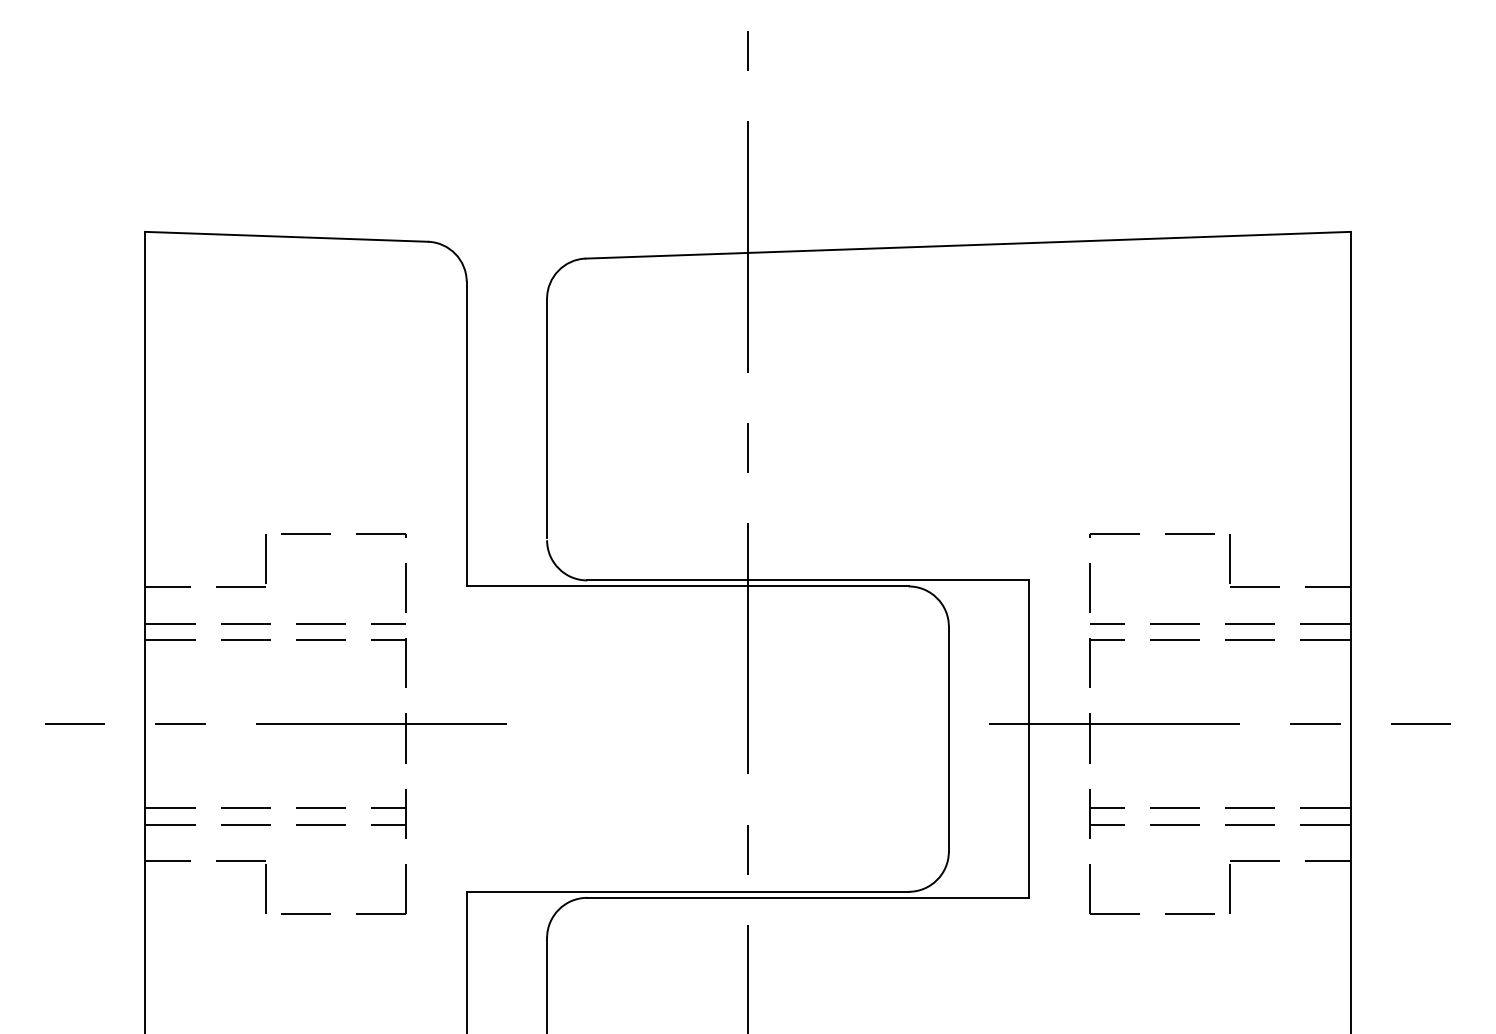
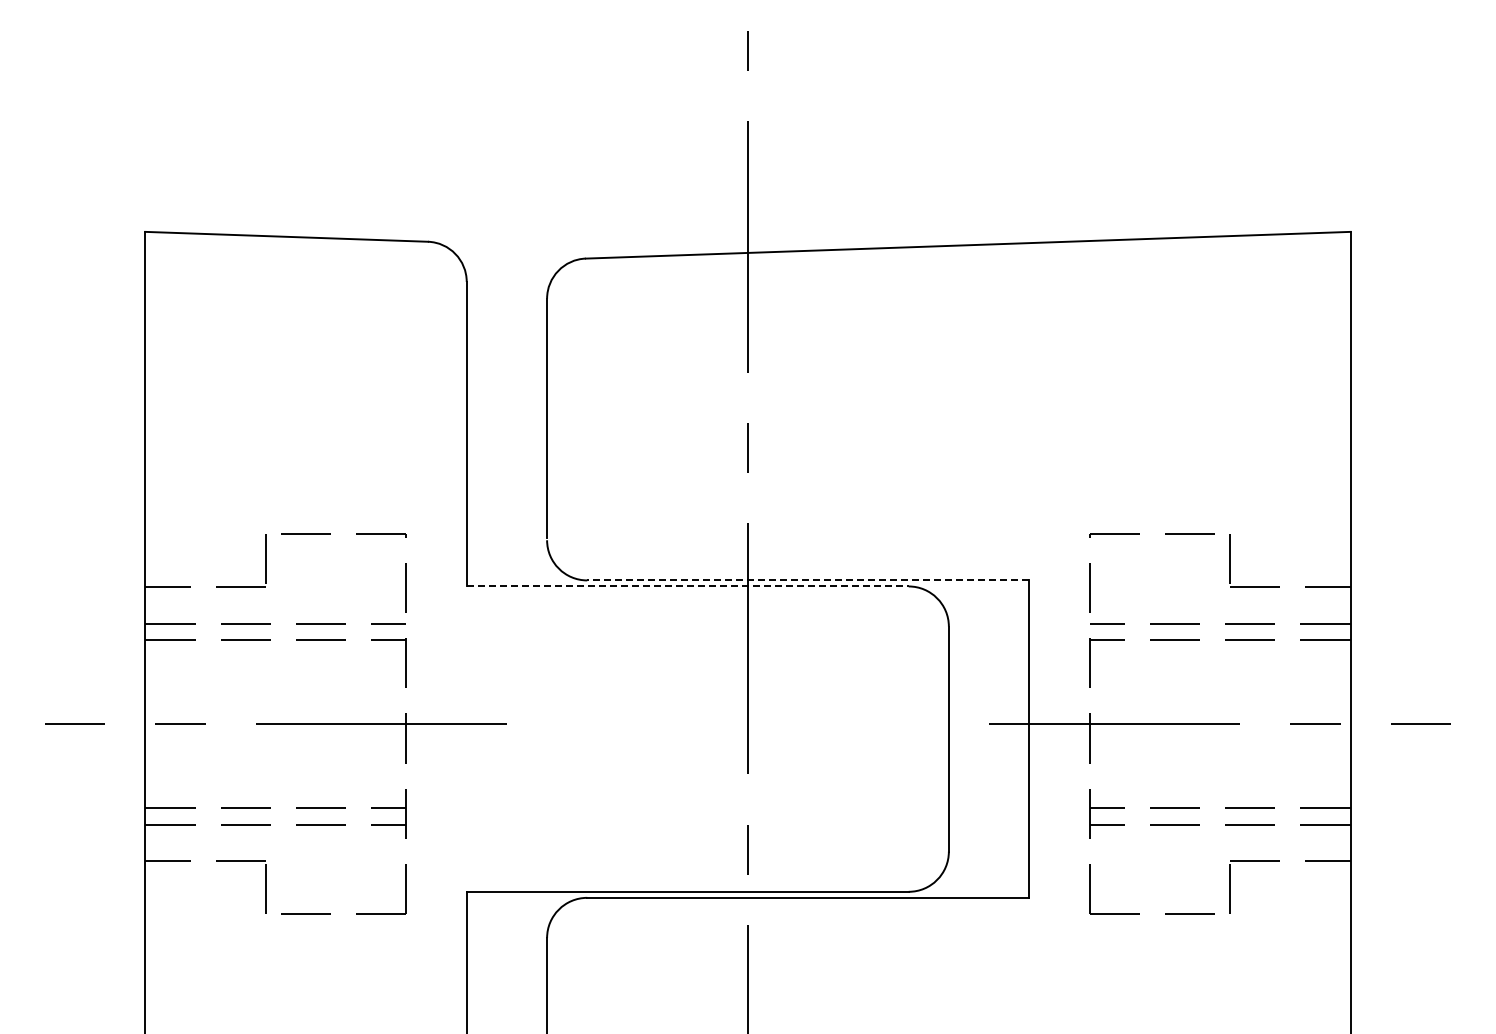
line: solid -> dashed (808, 580)
line: solid -> dashed (687, 586)
